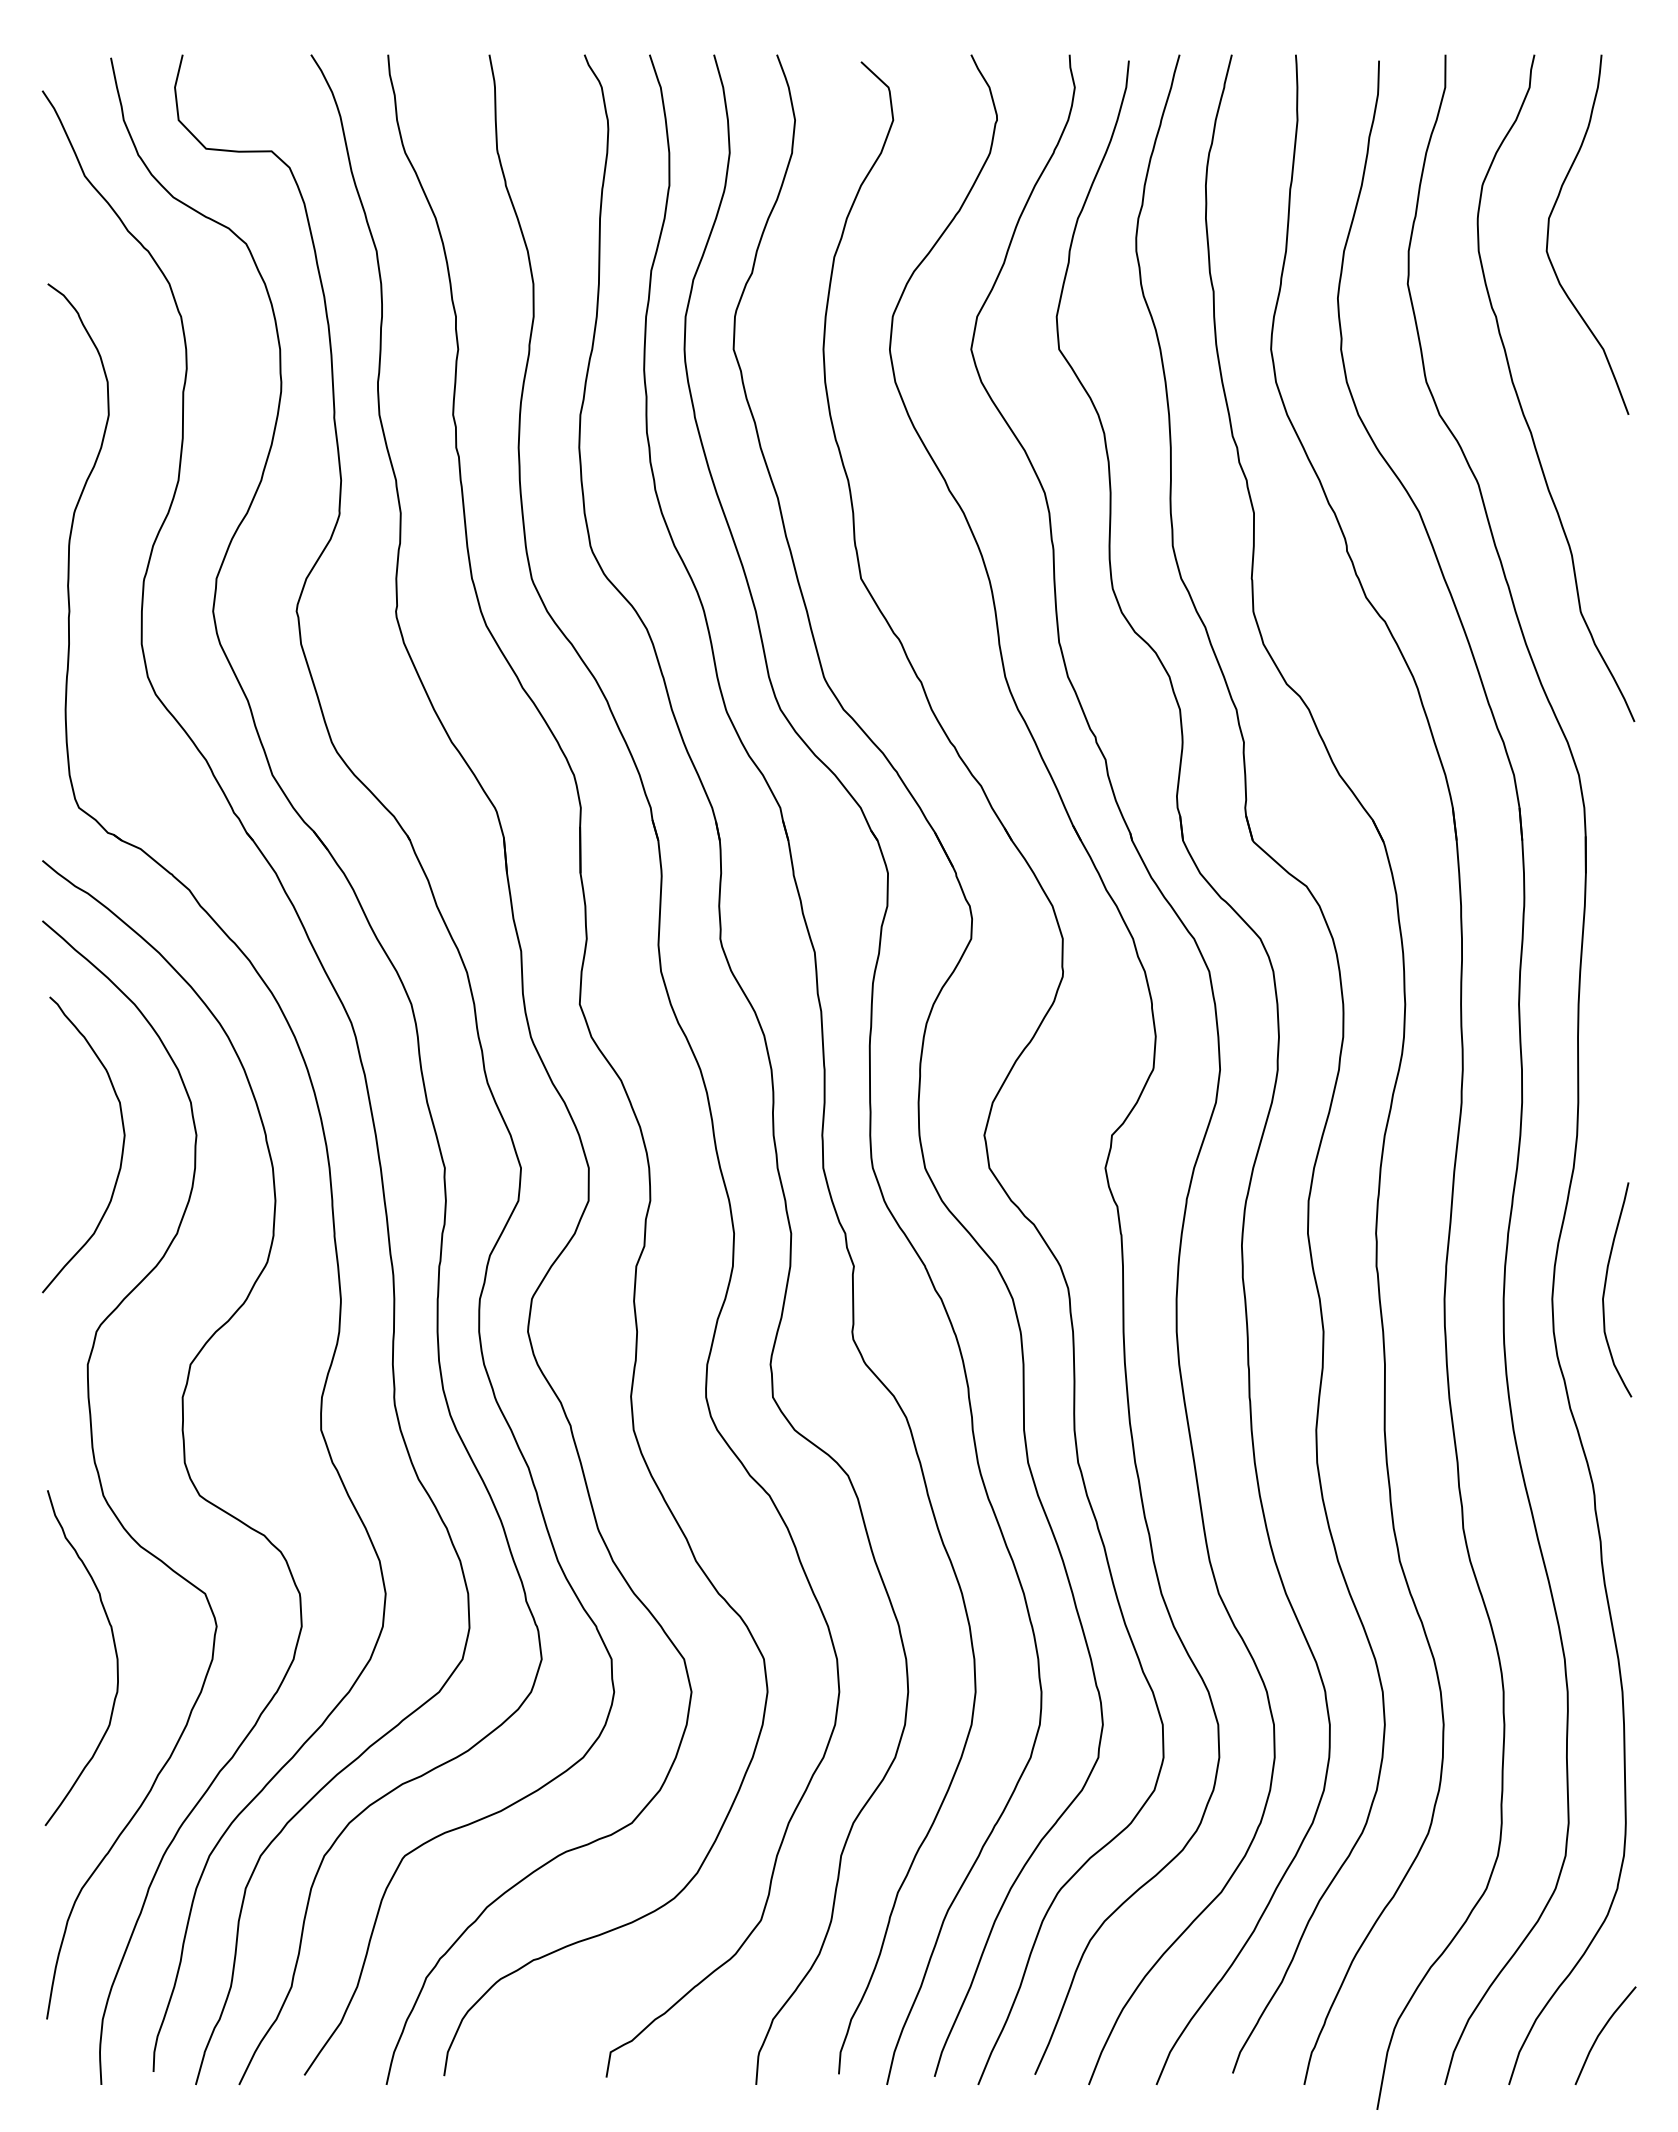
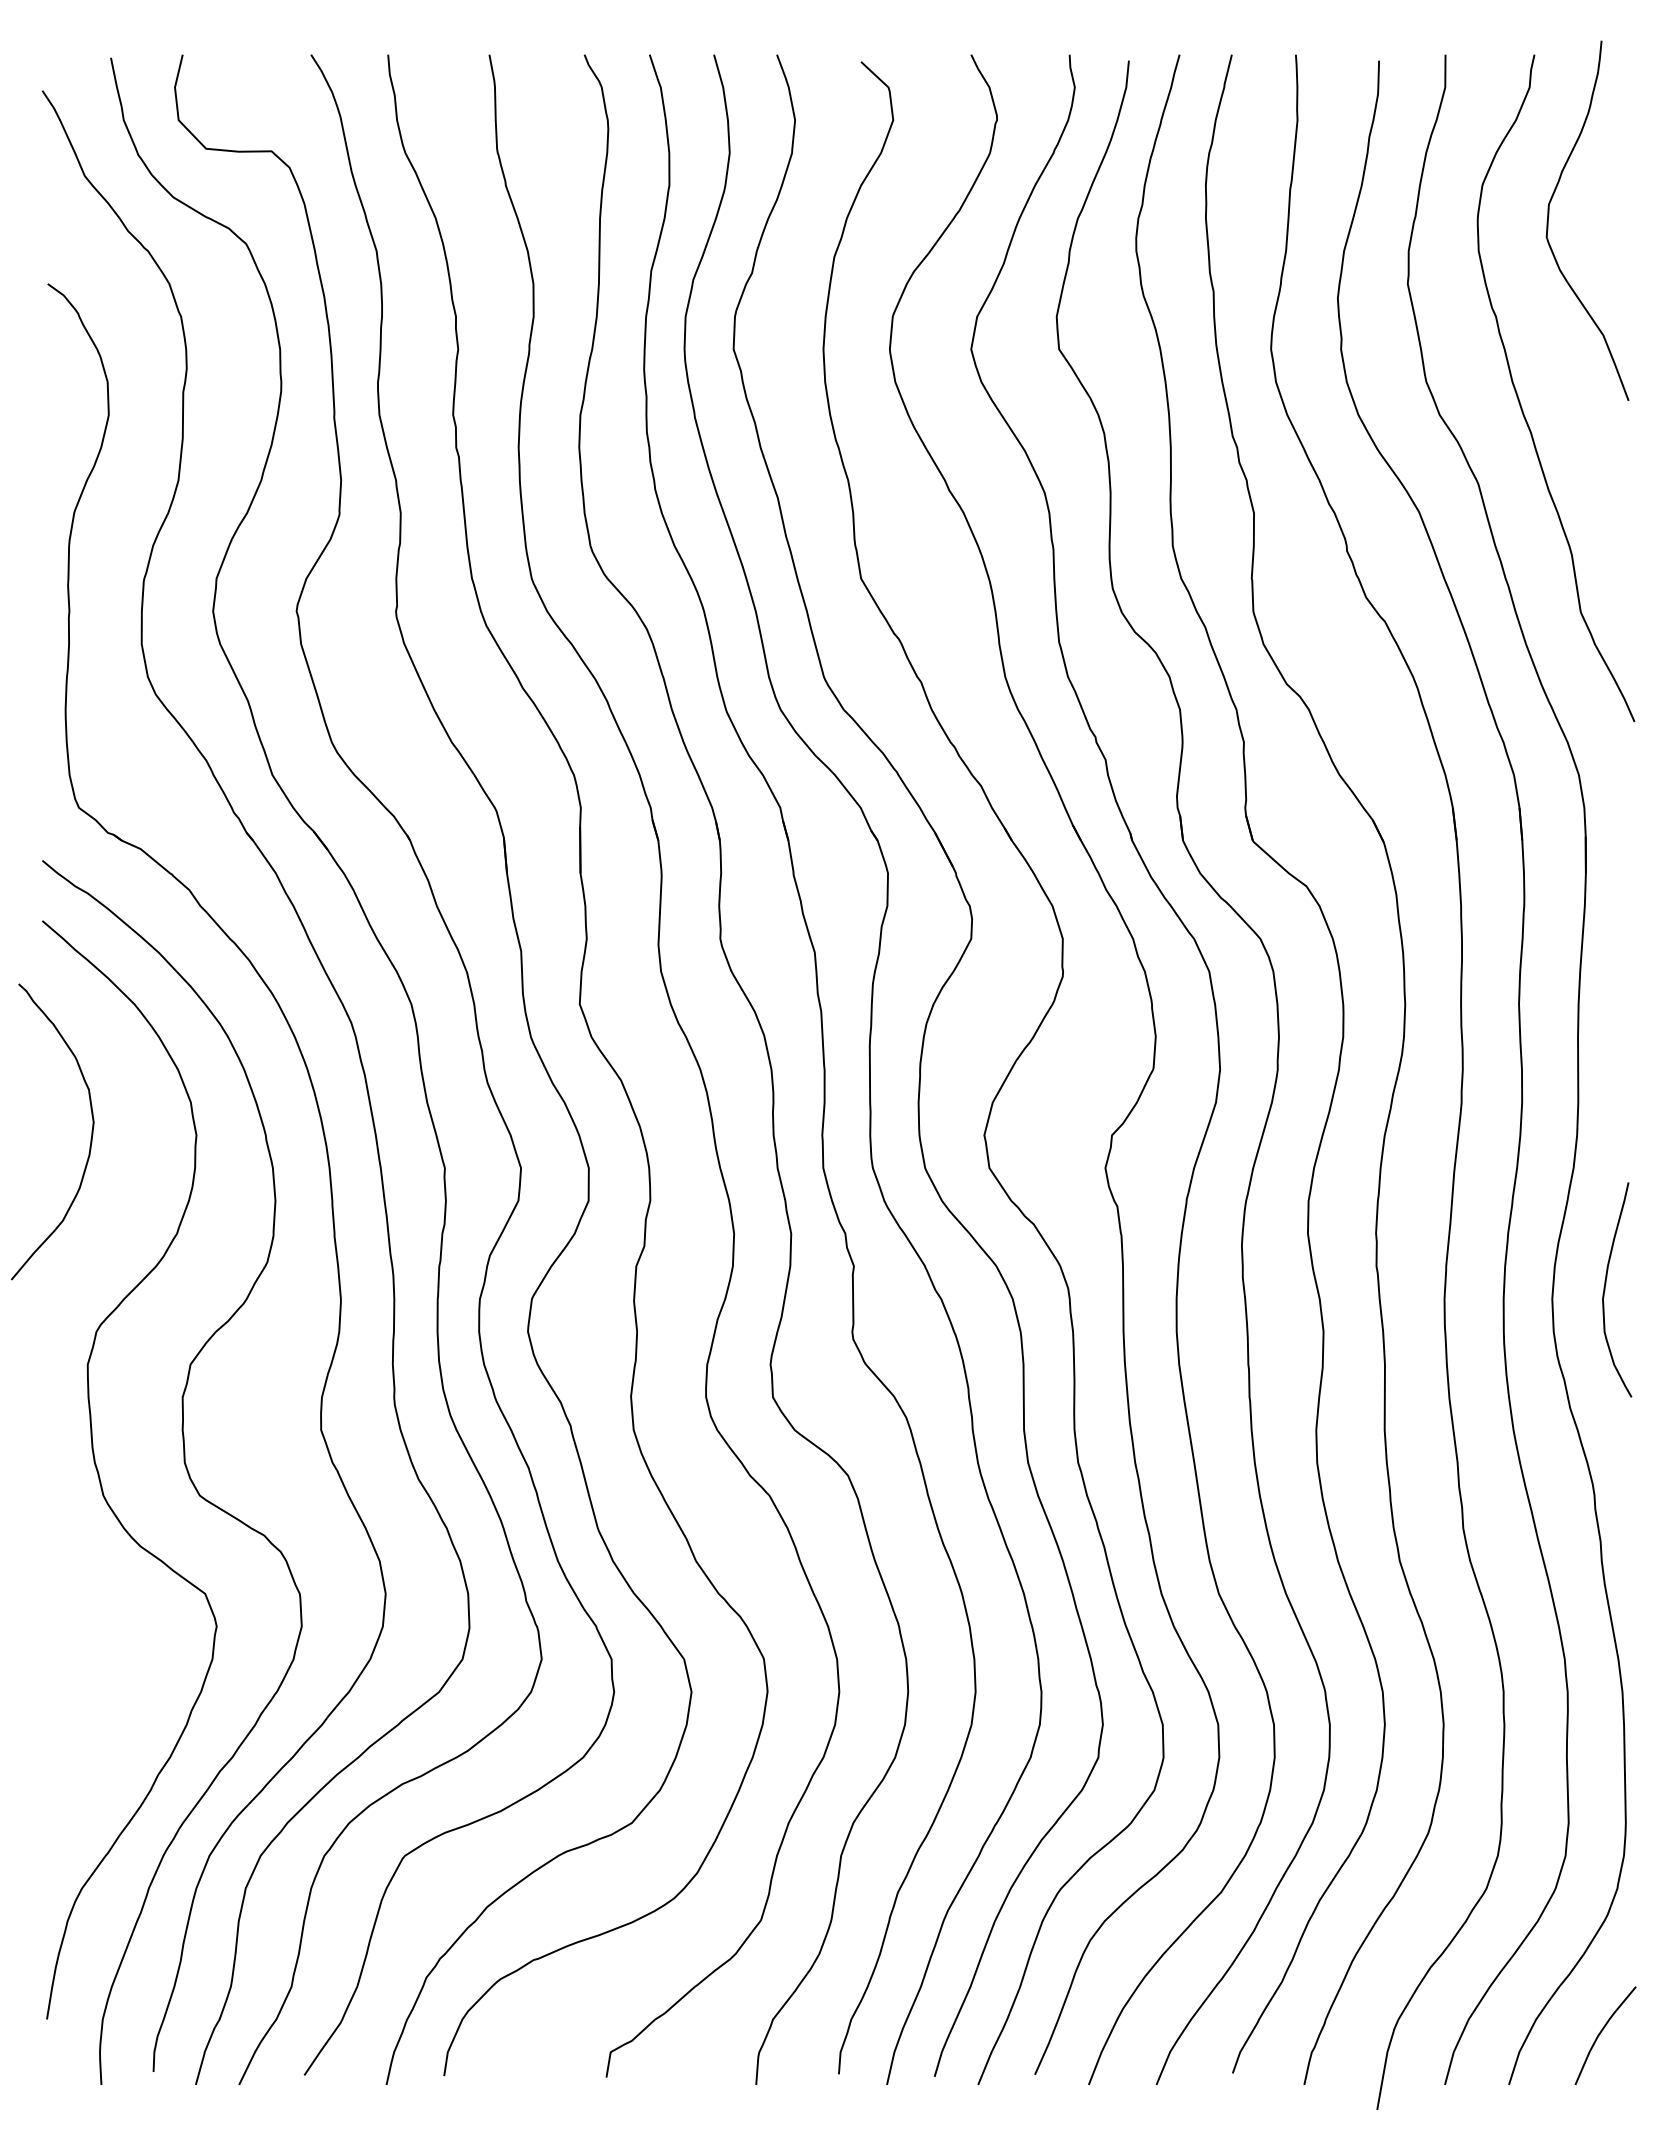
curve position: (1549, 229) -> (1549, 215) (1549, 215)
curve position: (121, 1151) -> (90, 1138) (90, 1138)
curve: present -> none (114, 1649)
